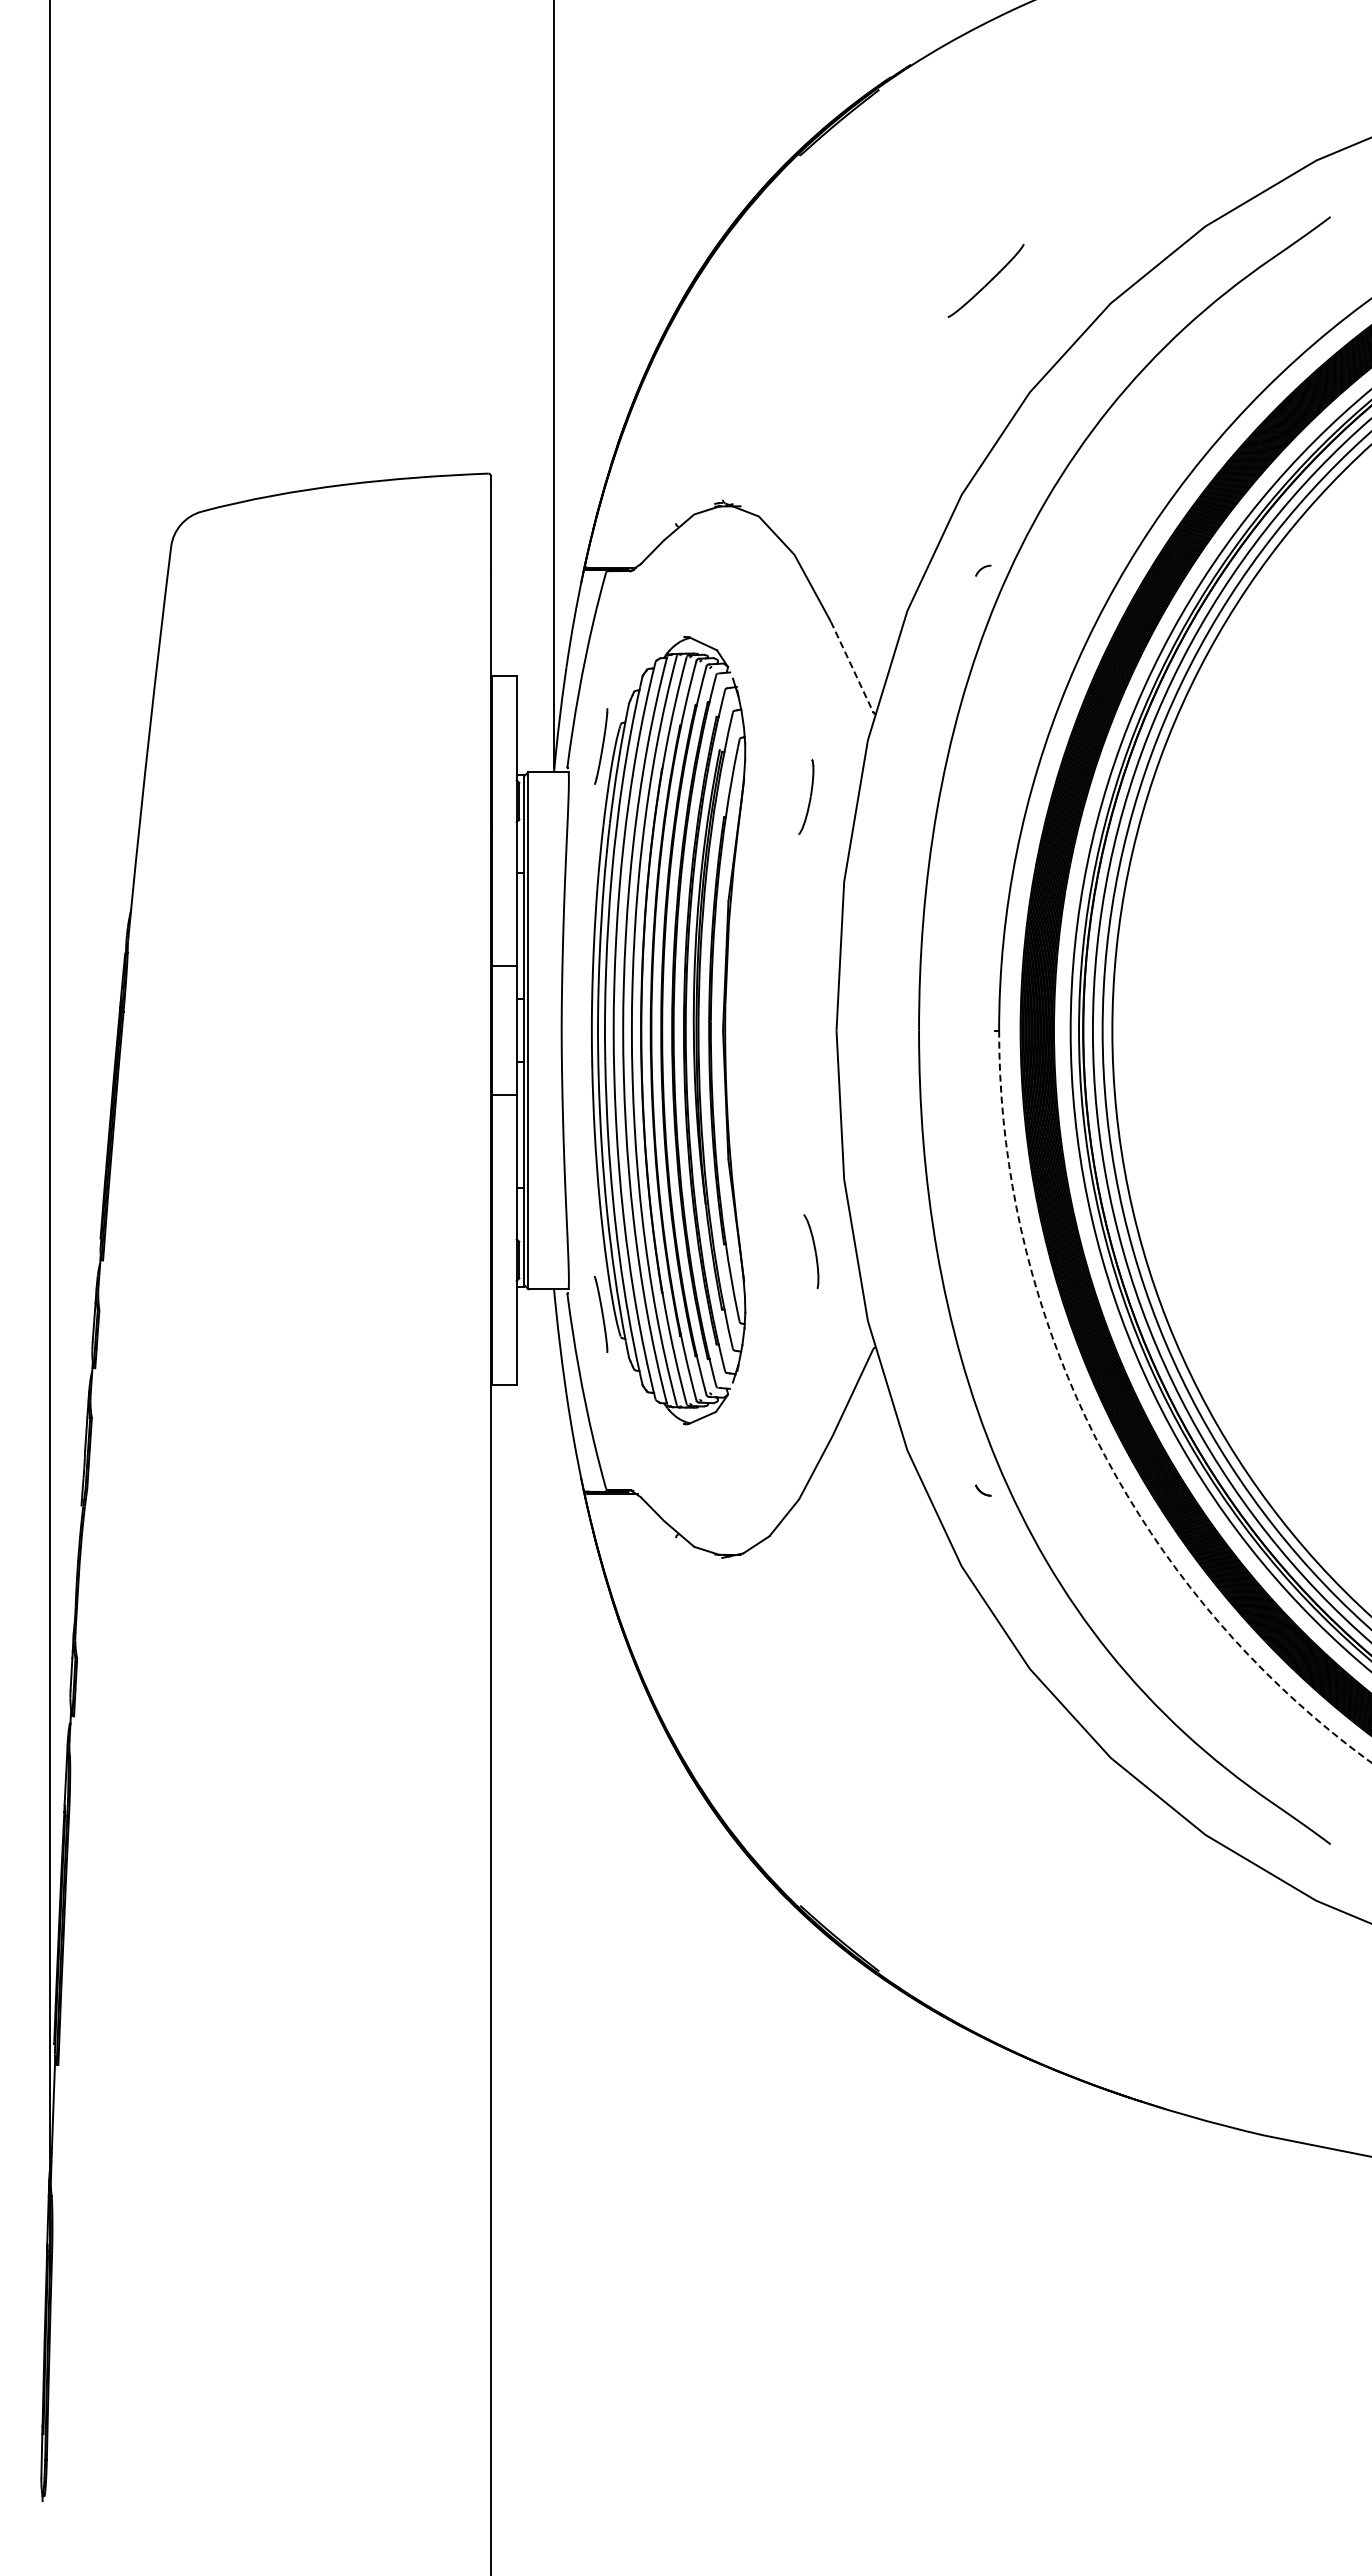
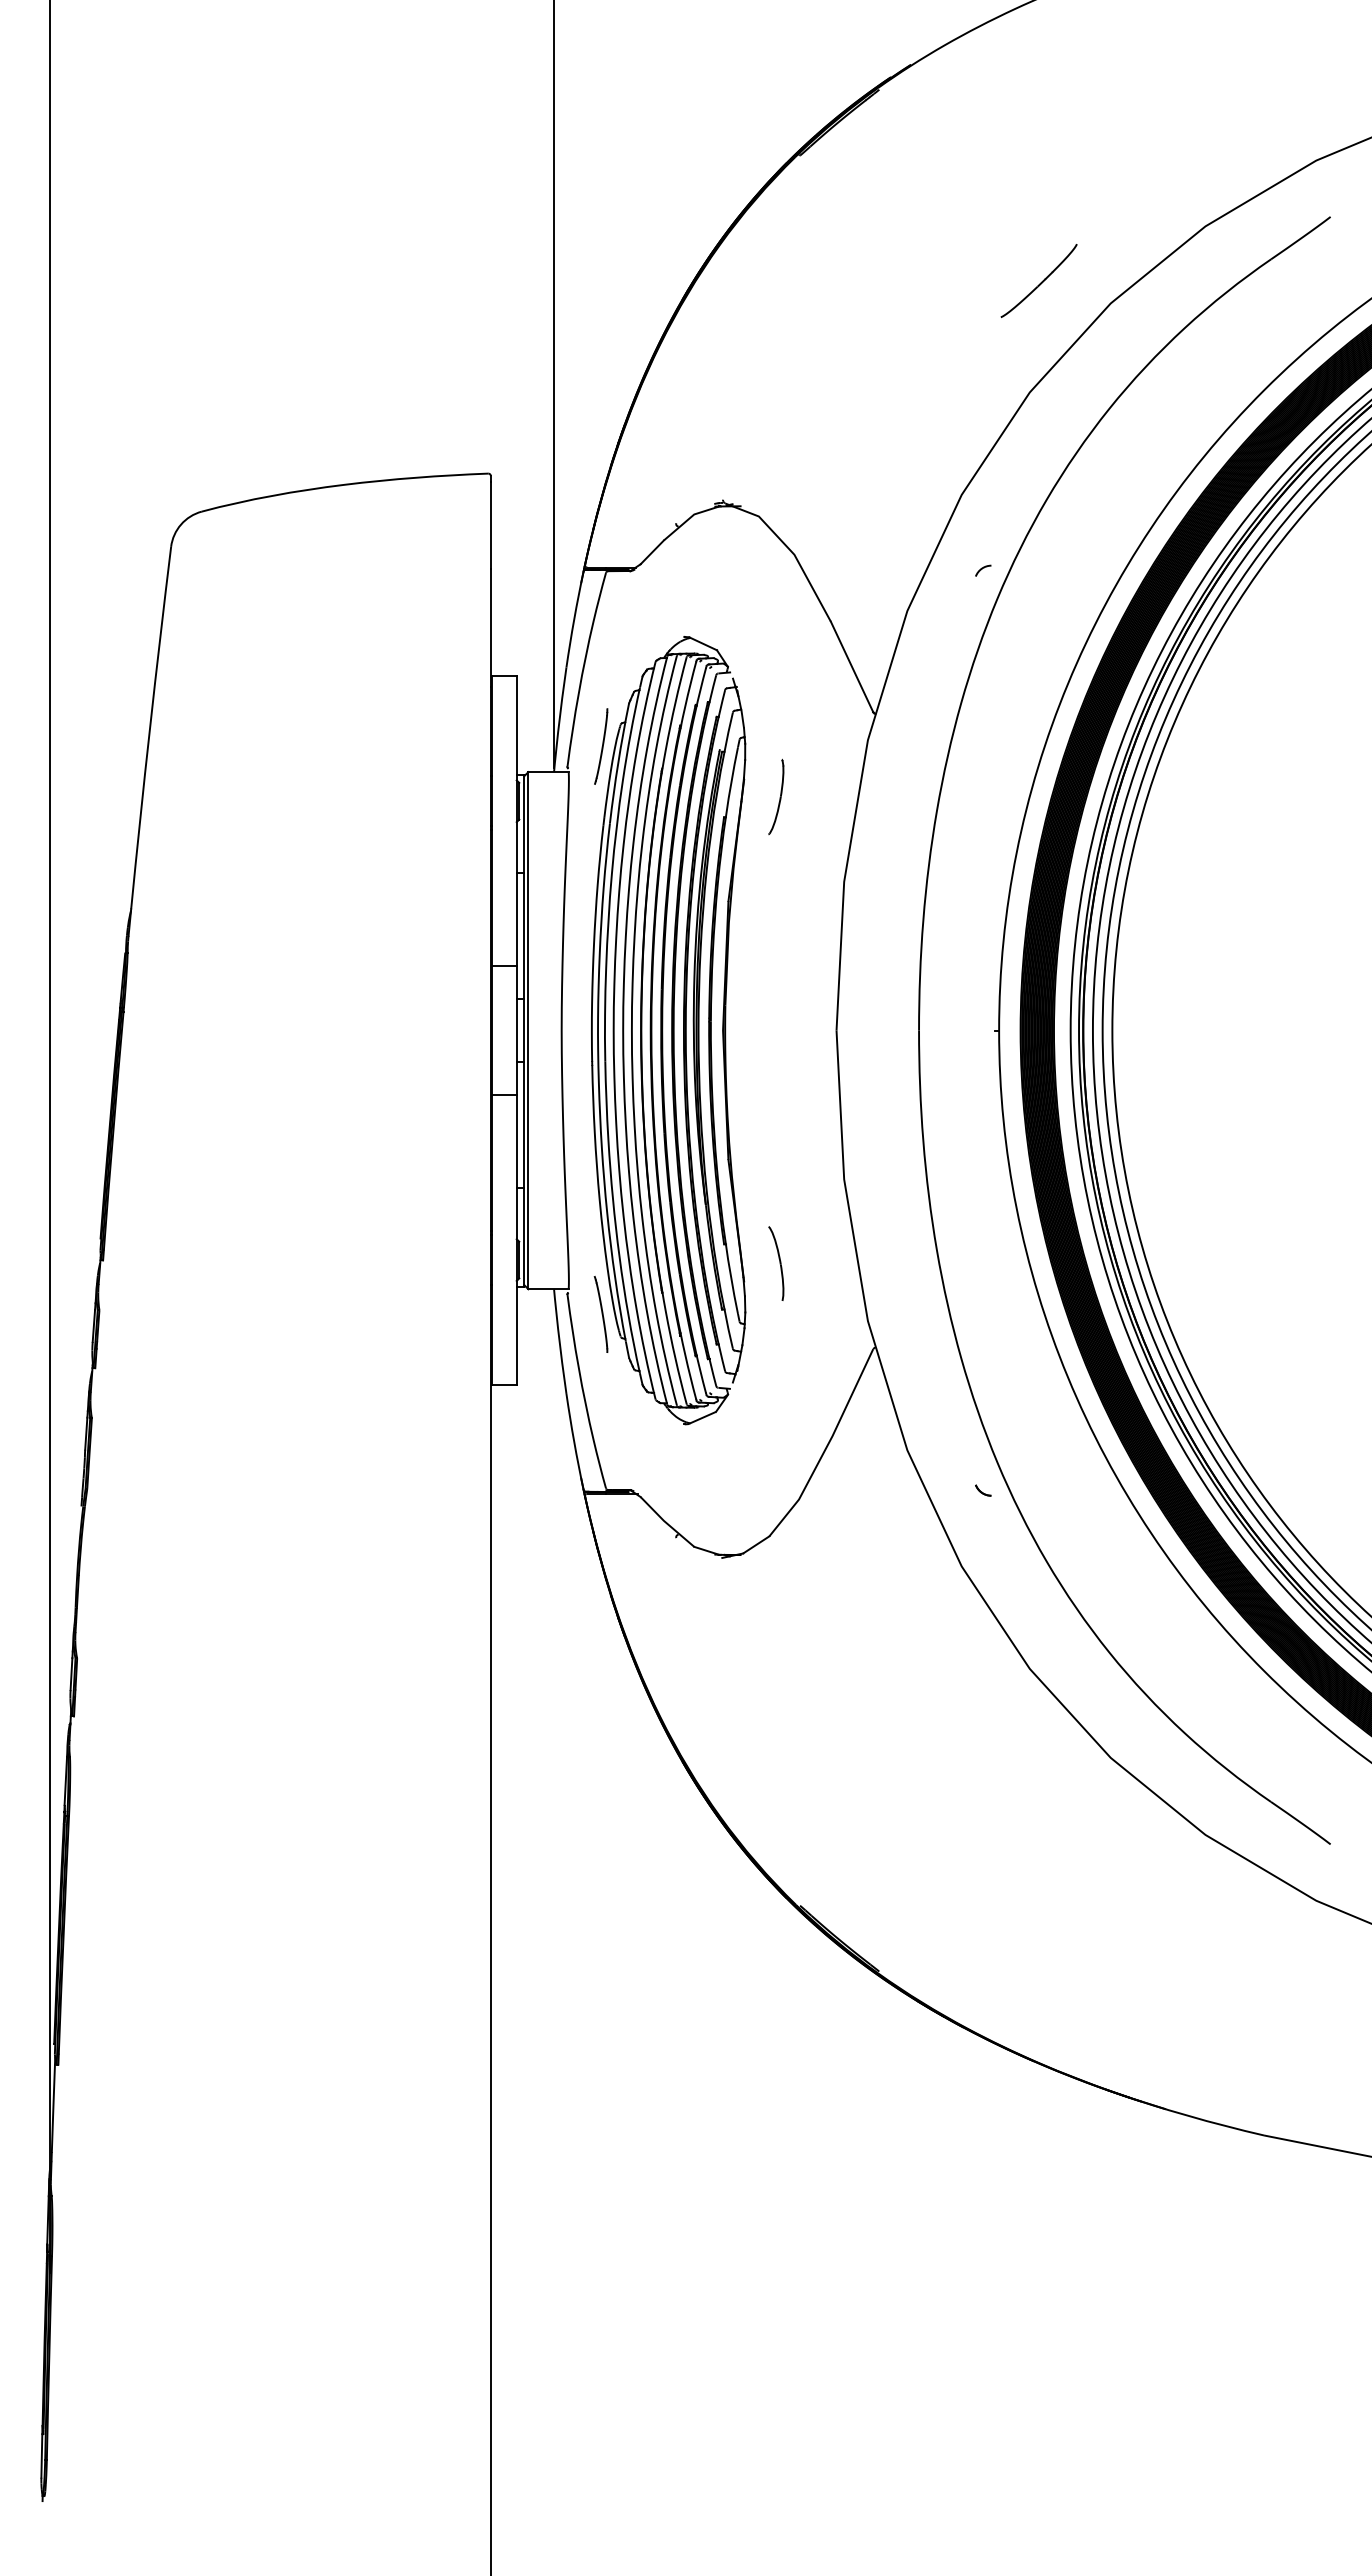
part position: (985, 280) -> (1038, 280) (1038, 280)
line: dashed -> solid (852, 667)
part position: (806, 796) -> (776, 796) (776, 796)
part position: (811, 1251) -> (776, 1263) (776, 1263)
arc: dashed -> solid (1097, 1441)
